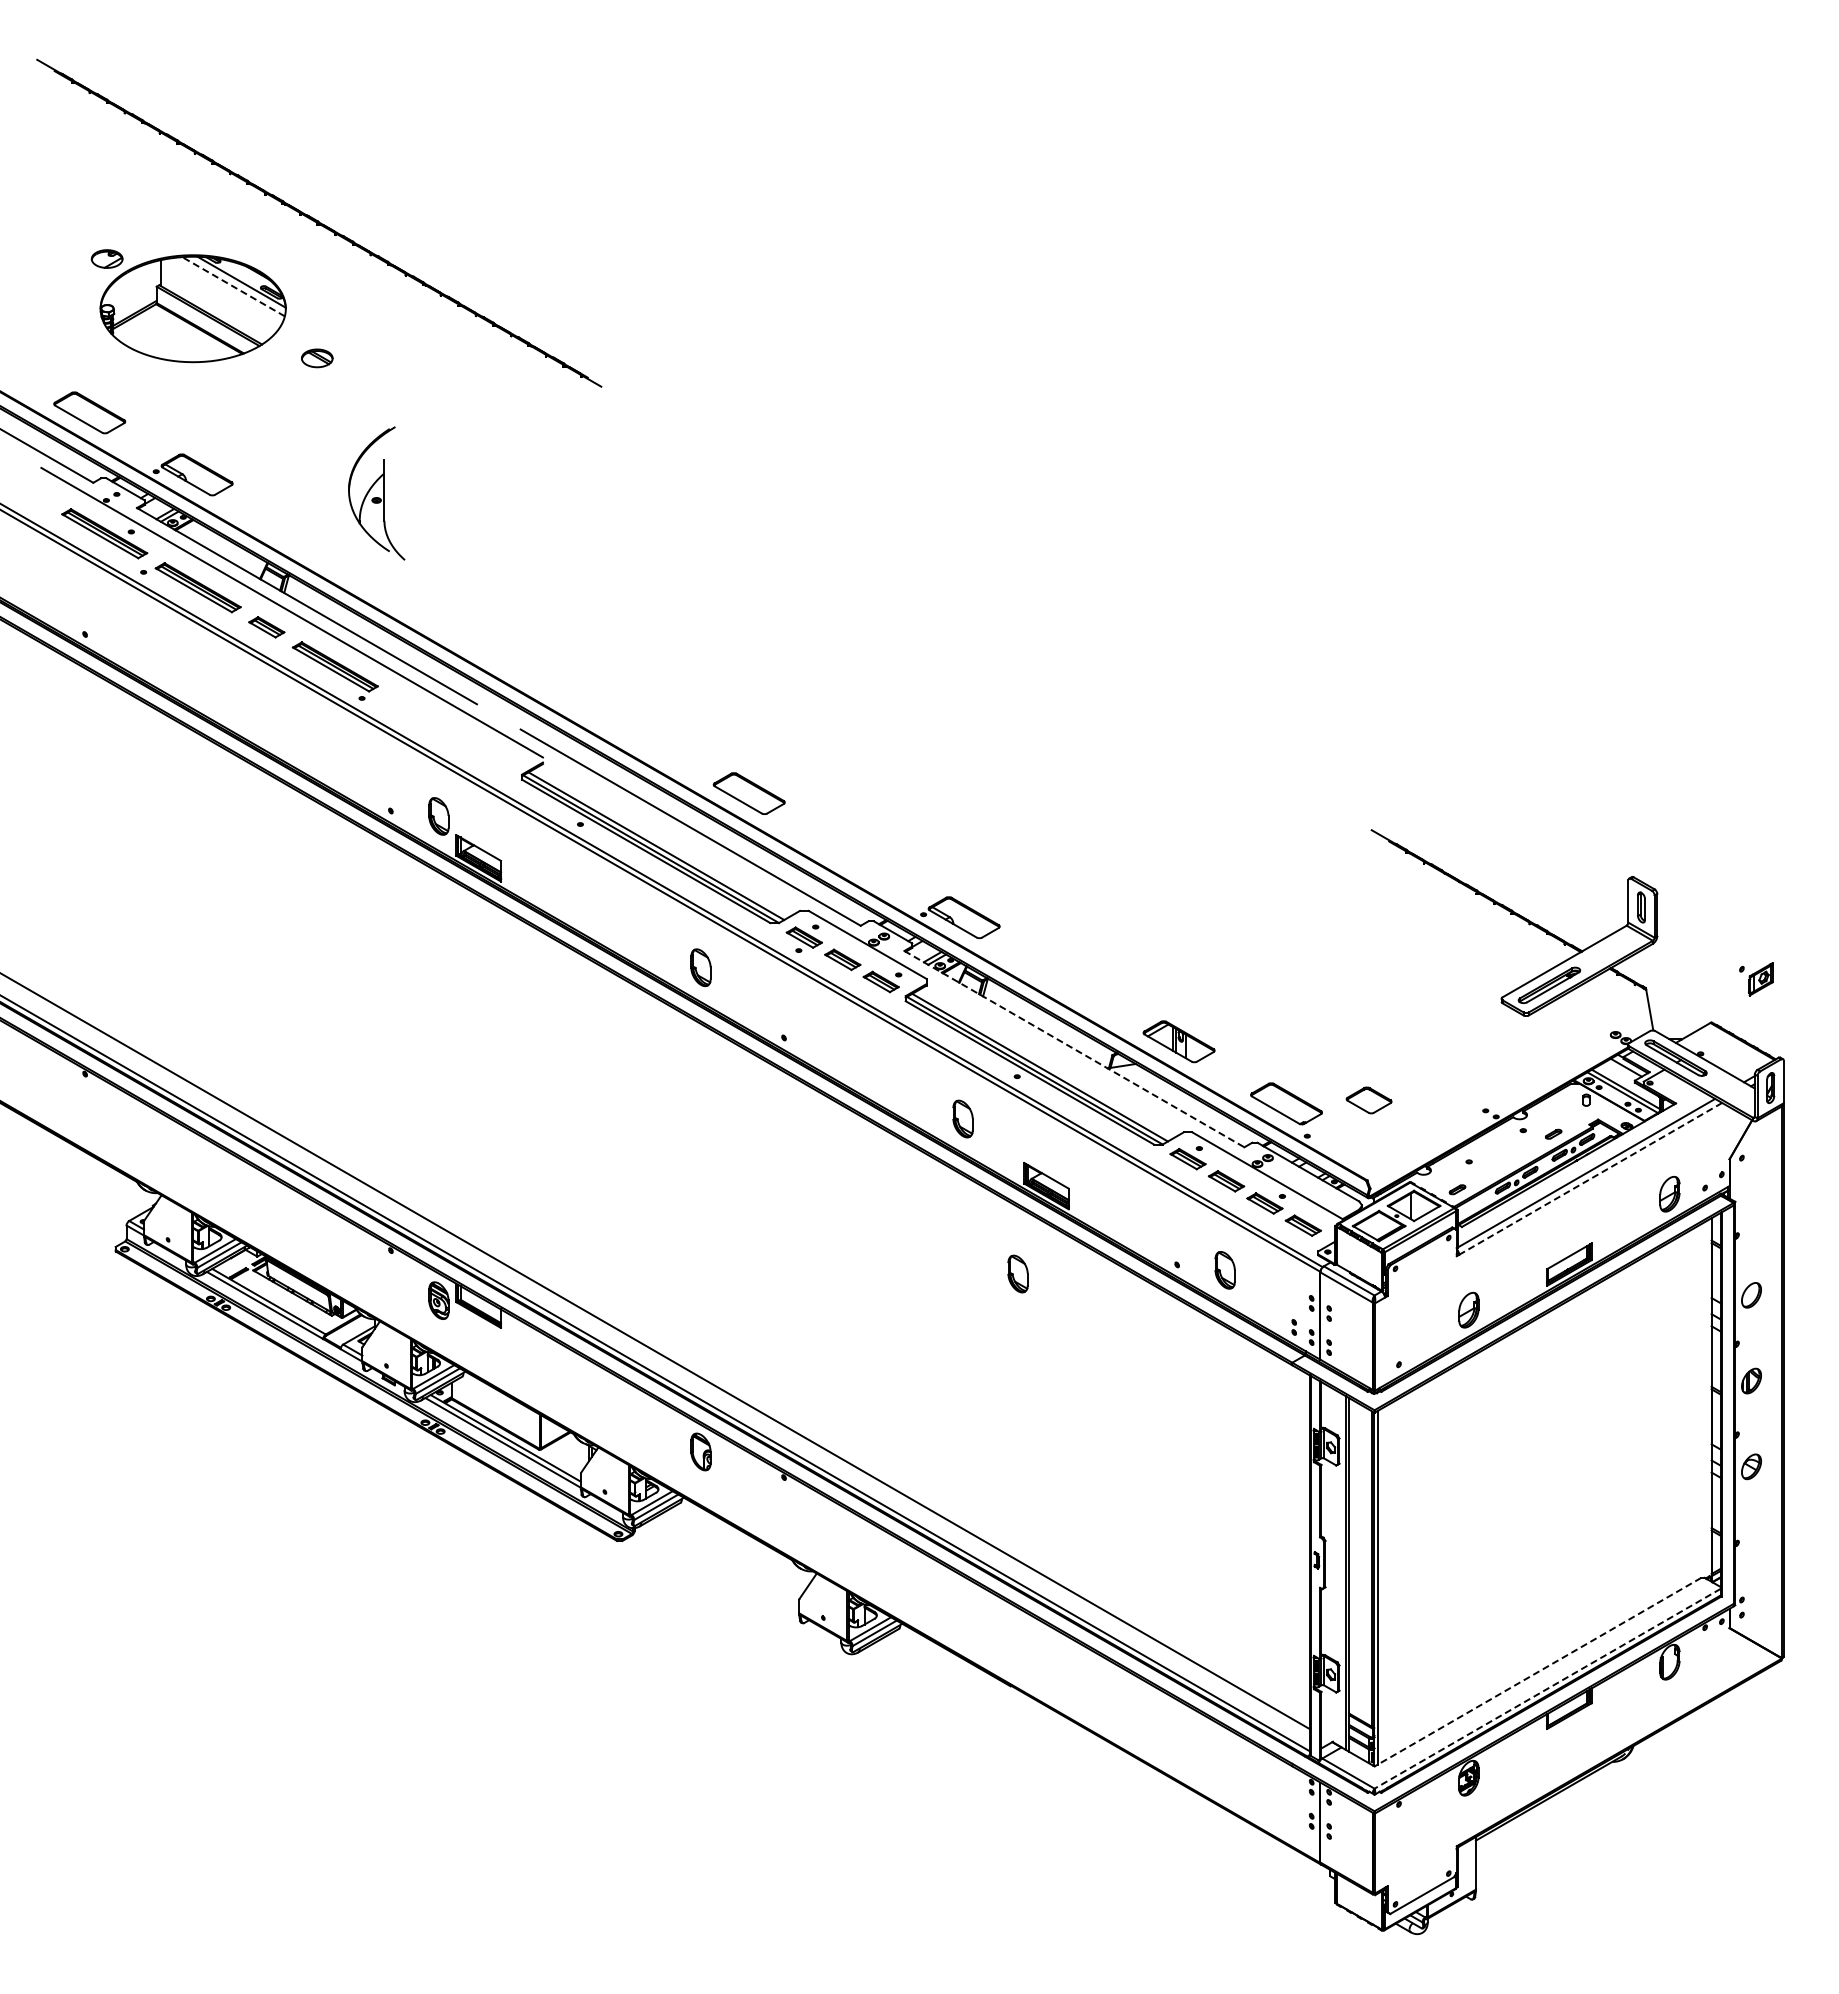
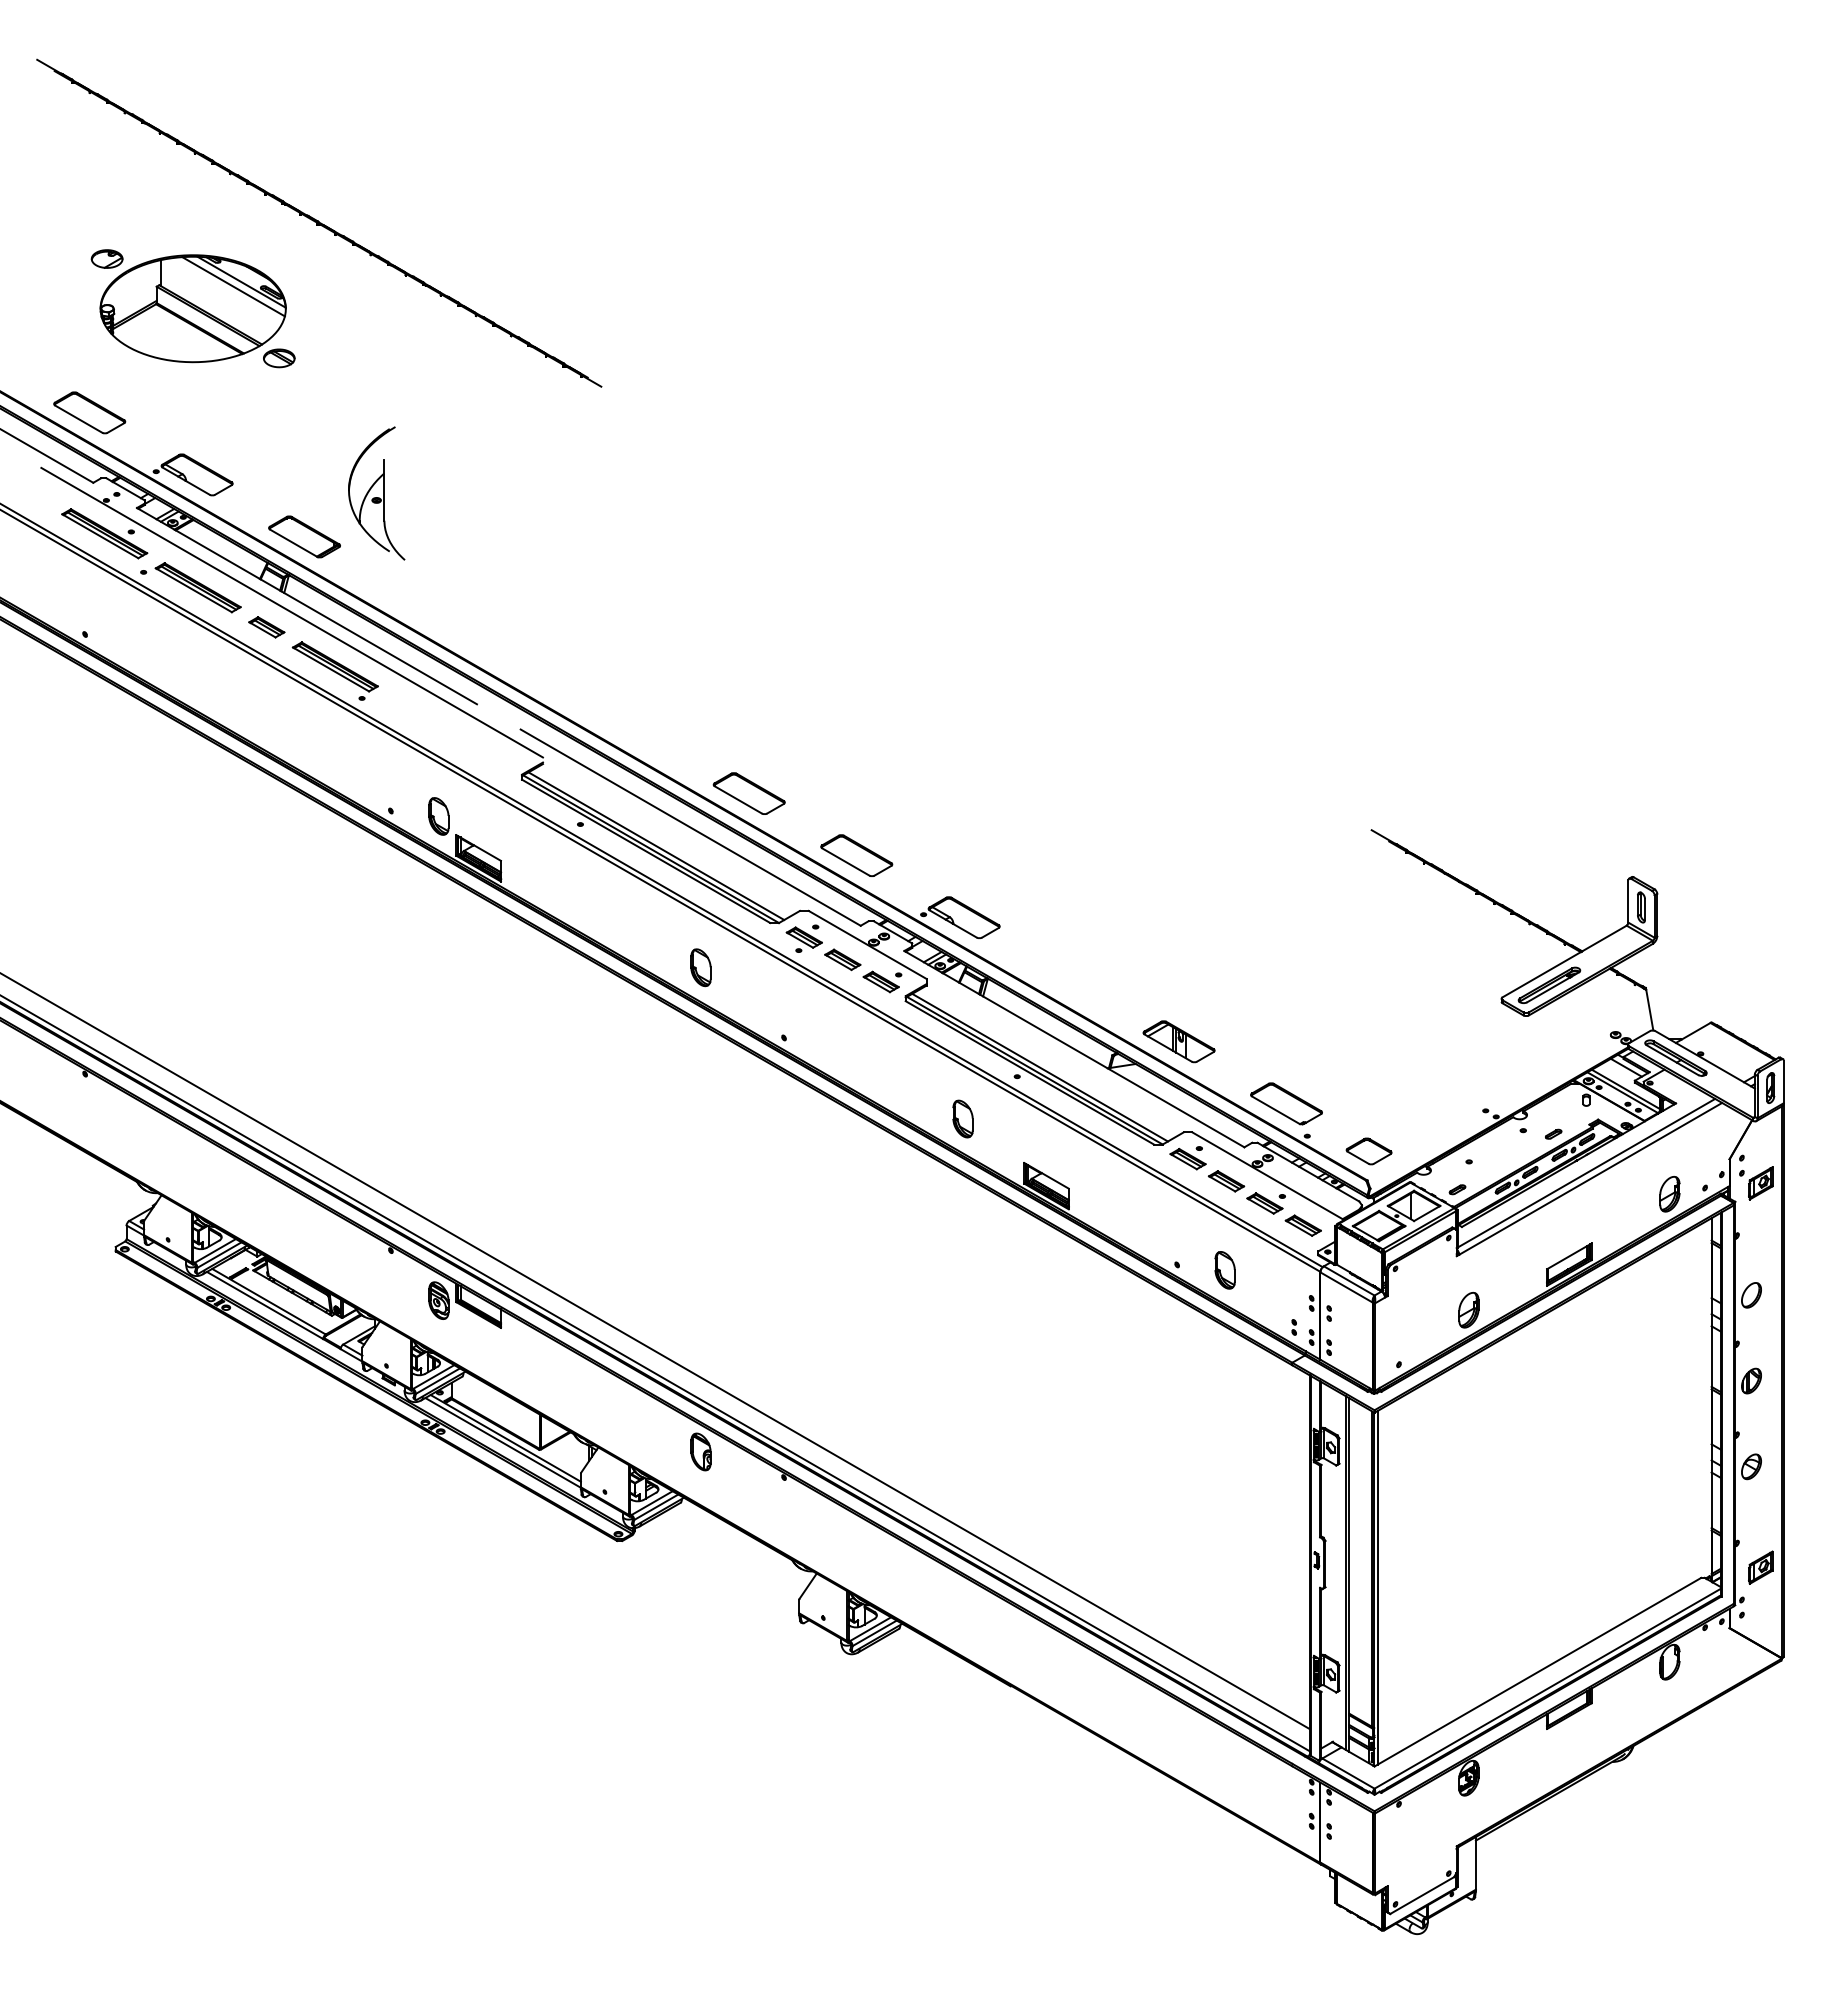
line: dashed -> solid (233, 286)
part position: (317, 358) -> (279, 358) (279, 358)
part: none -> present (304, 536)
part: none -> present (856, 855)
part position: (1756, 979) -> (1756, 1183) (1756, 1183)
line: dashed -> solid (1074, 1049)
part position: (1368, 1100) -> (1368, 1151) (1368, 1151)
line: dashed -> solid (1590, 1178)
part: present -> none (1017, 1273)
part: none -> present (1760, 1567)
line: dashed -> solid (1537, 1672)
line: dashed -> solid (1547, 1688)
